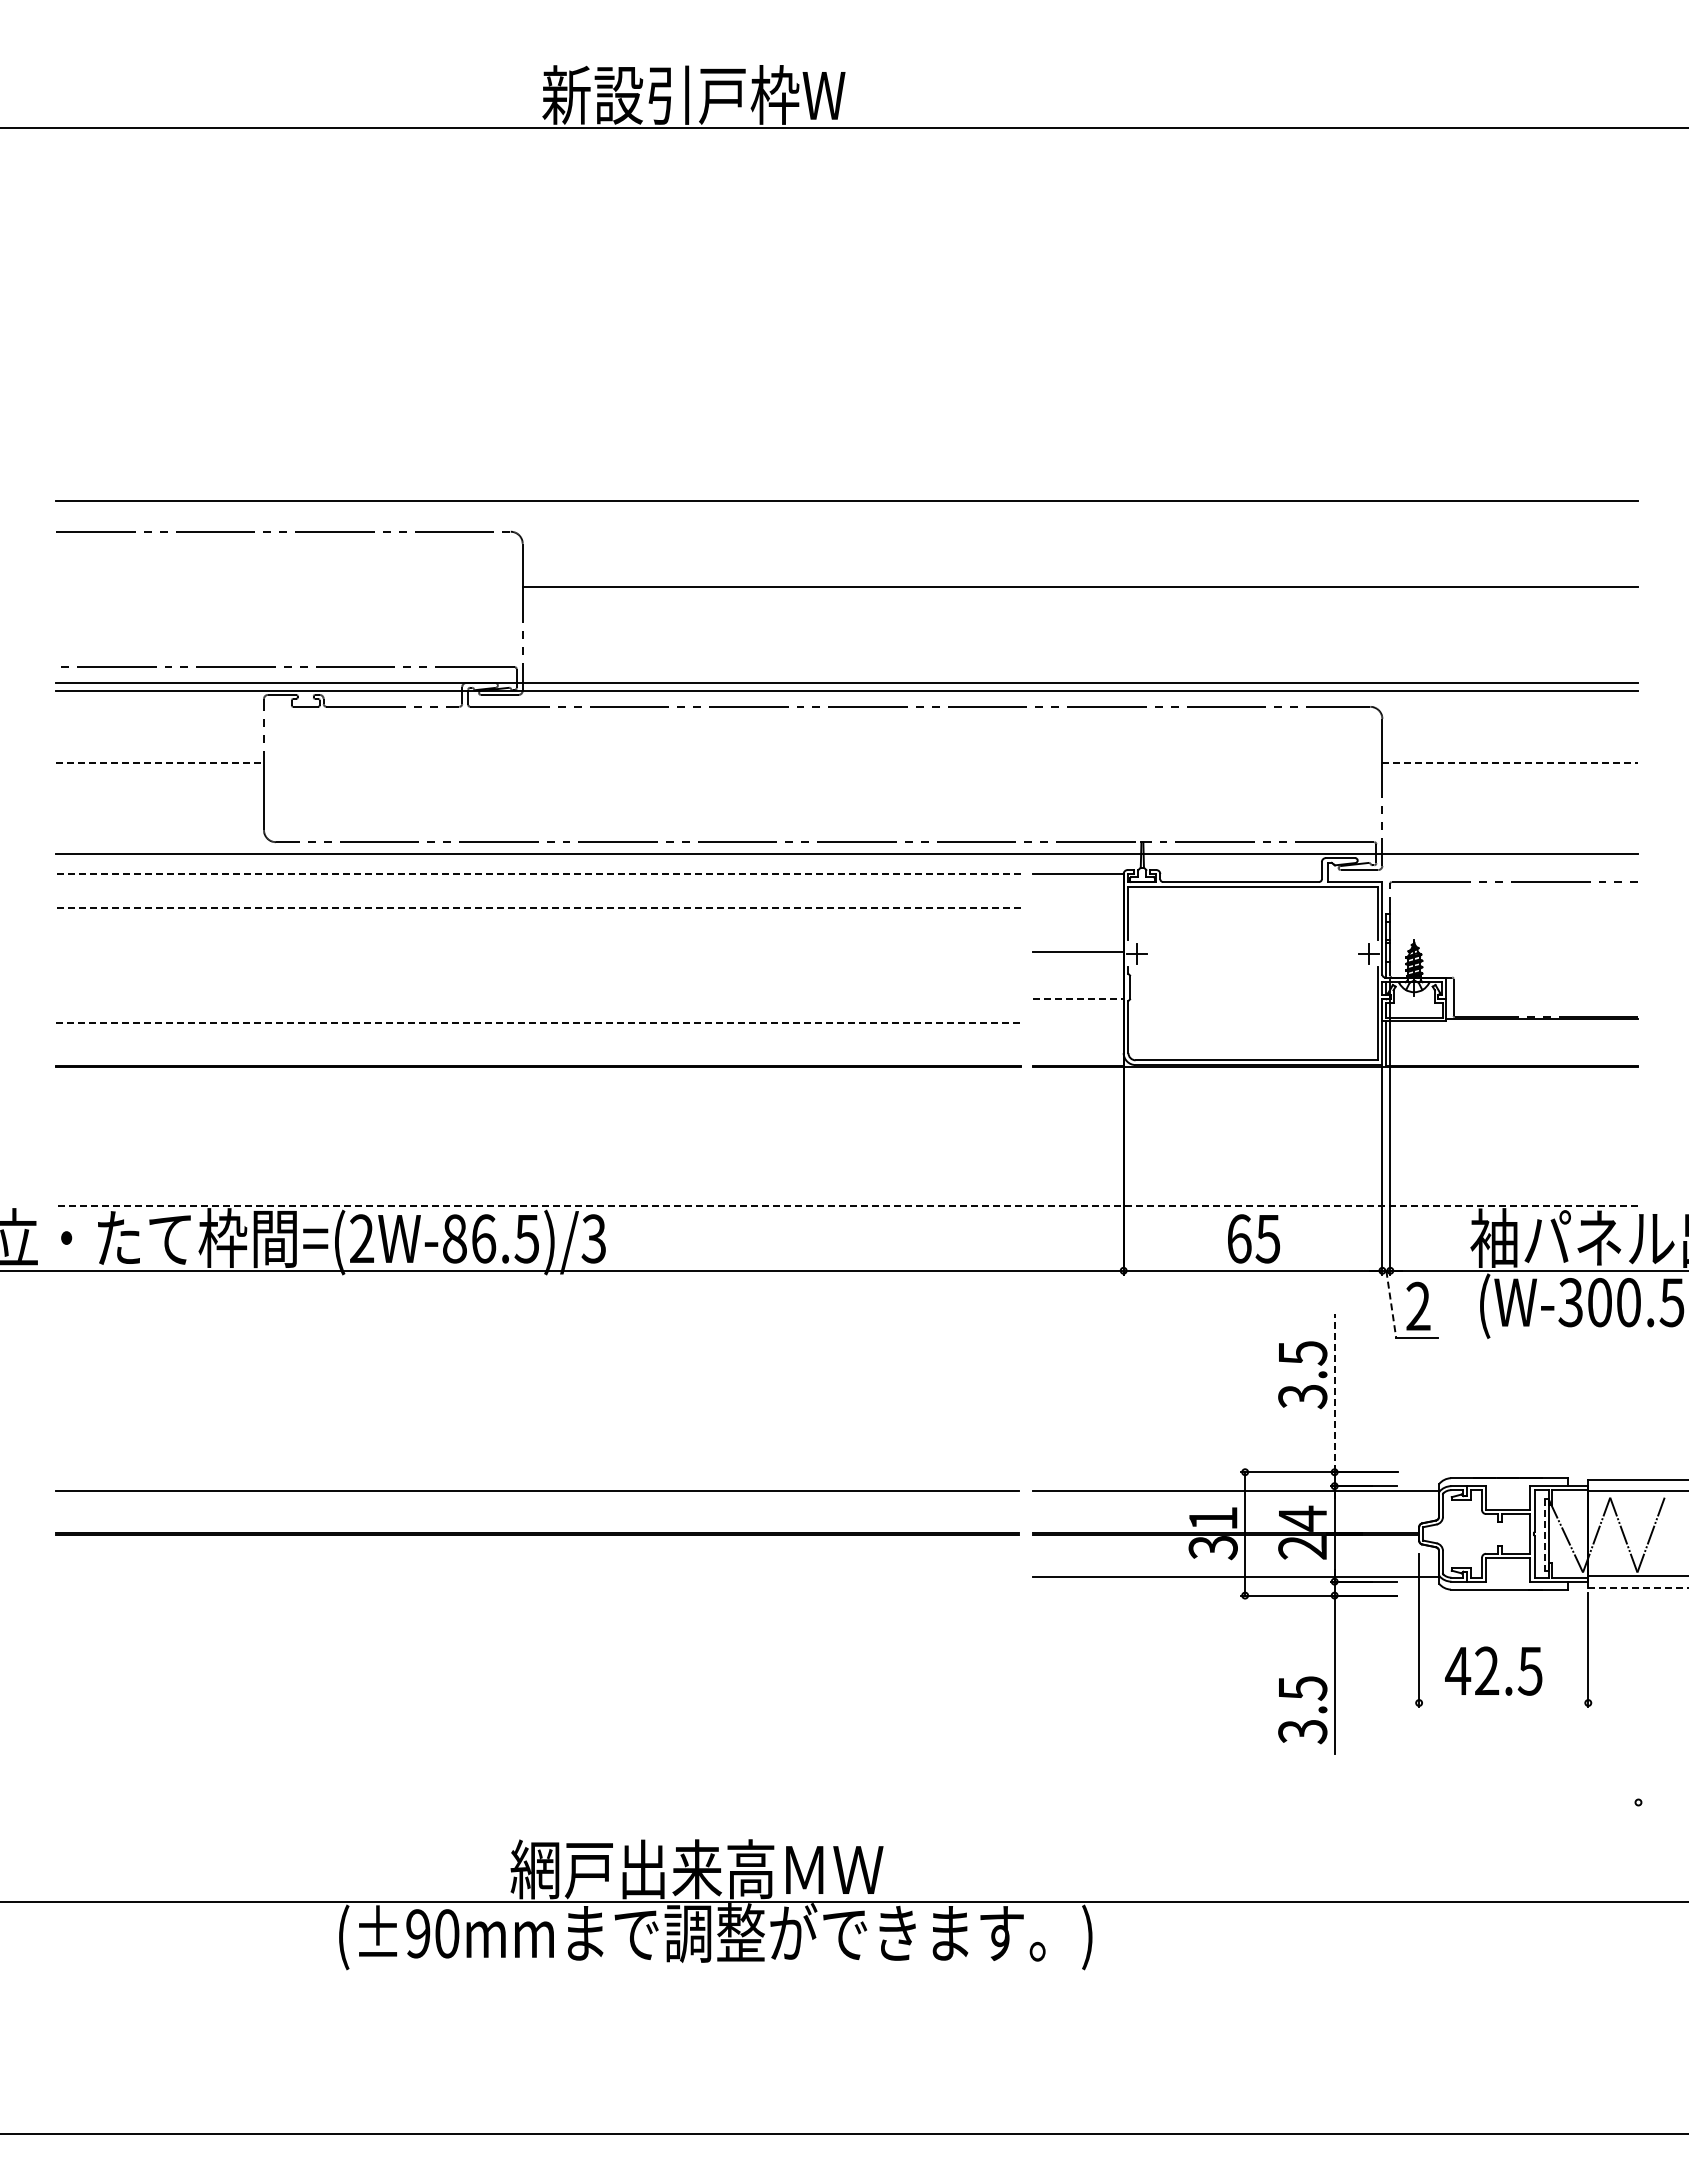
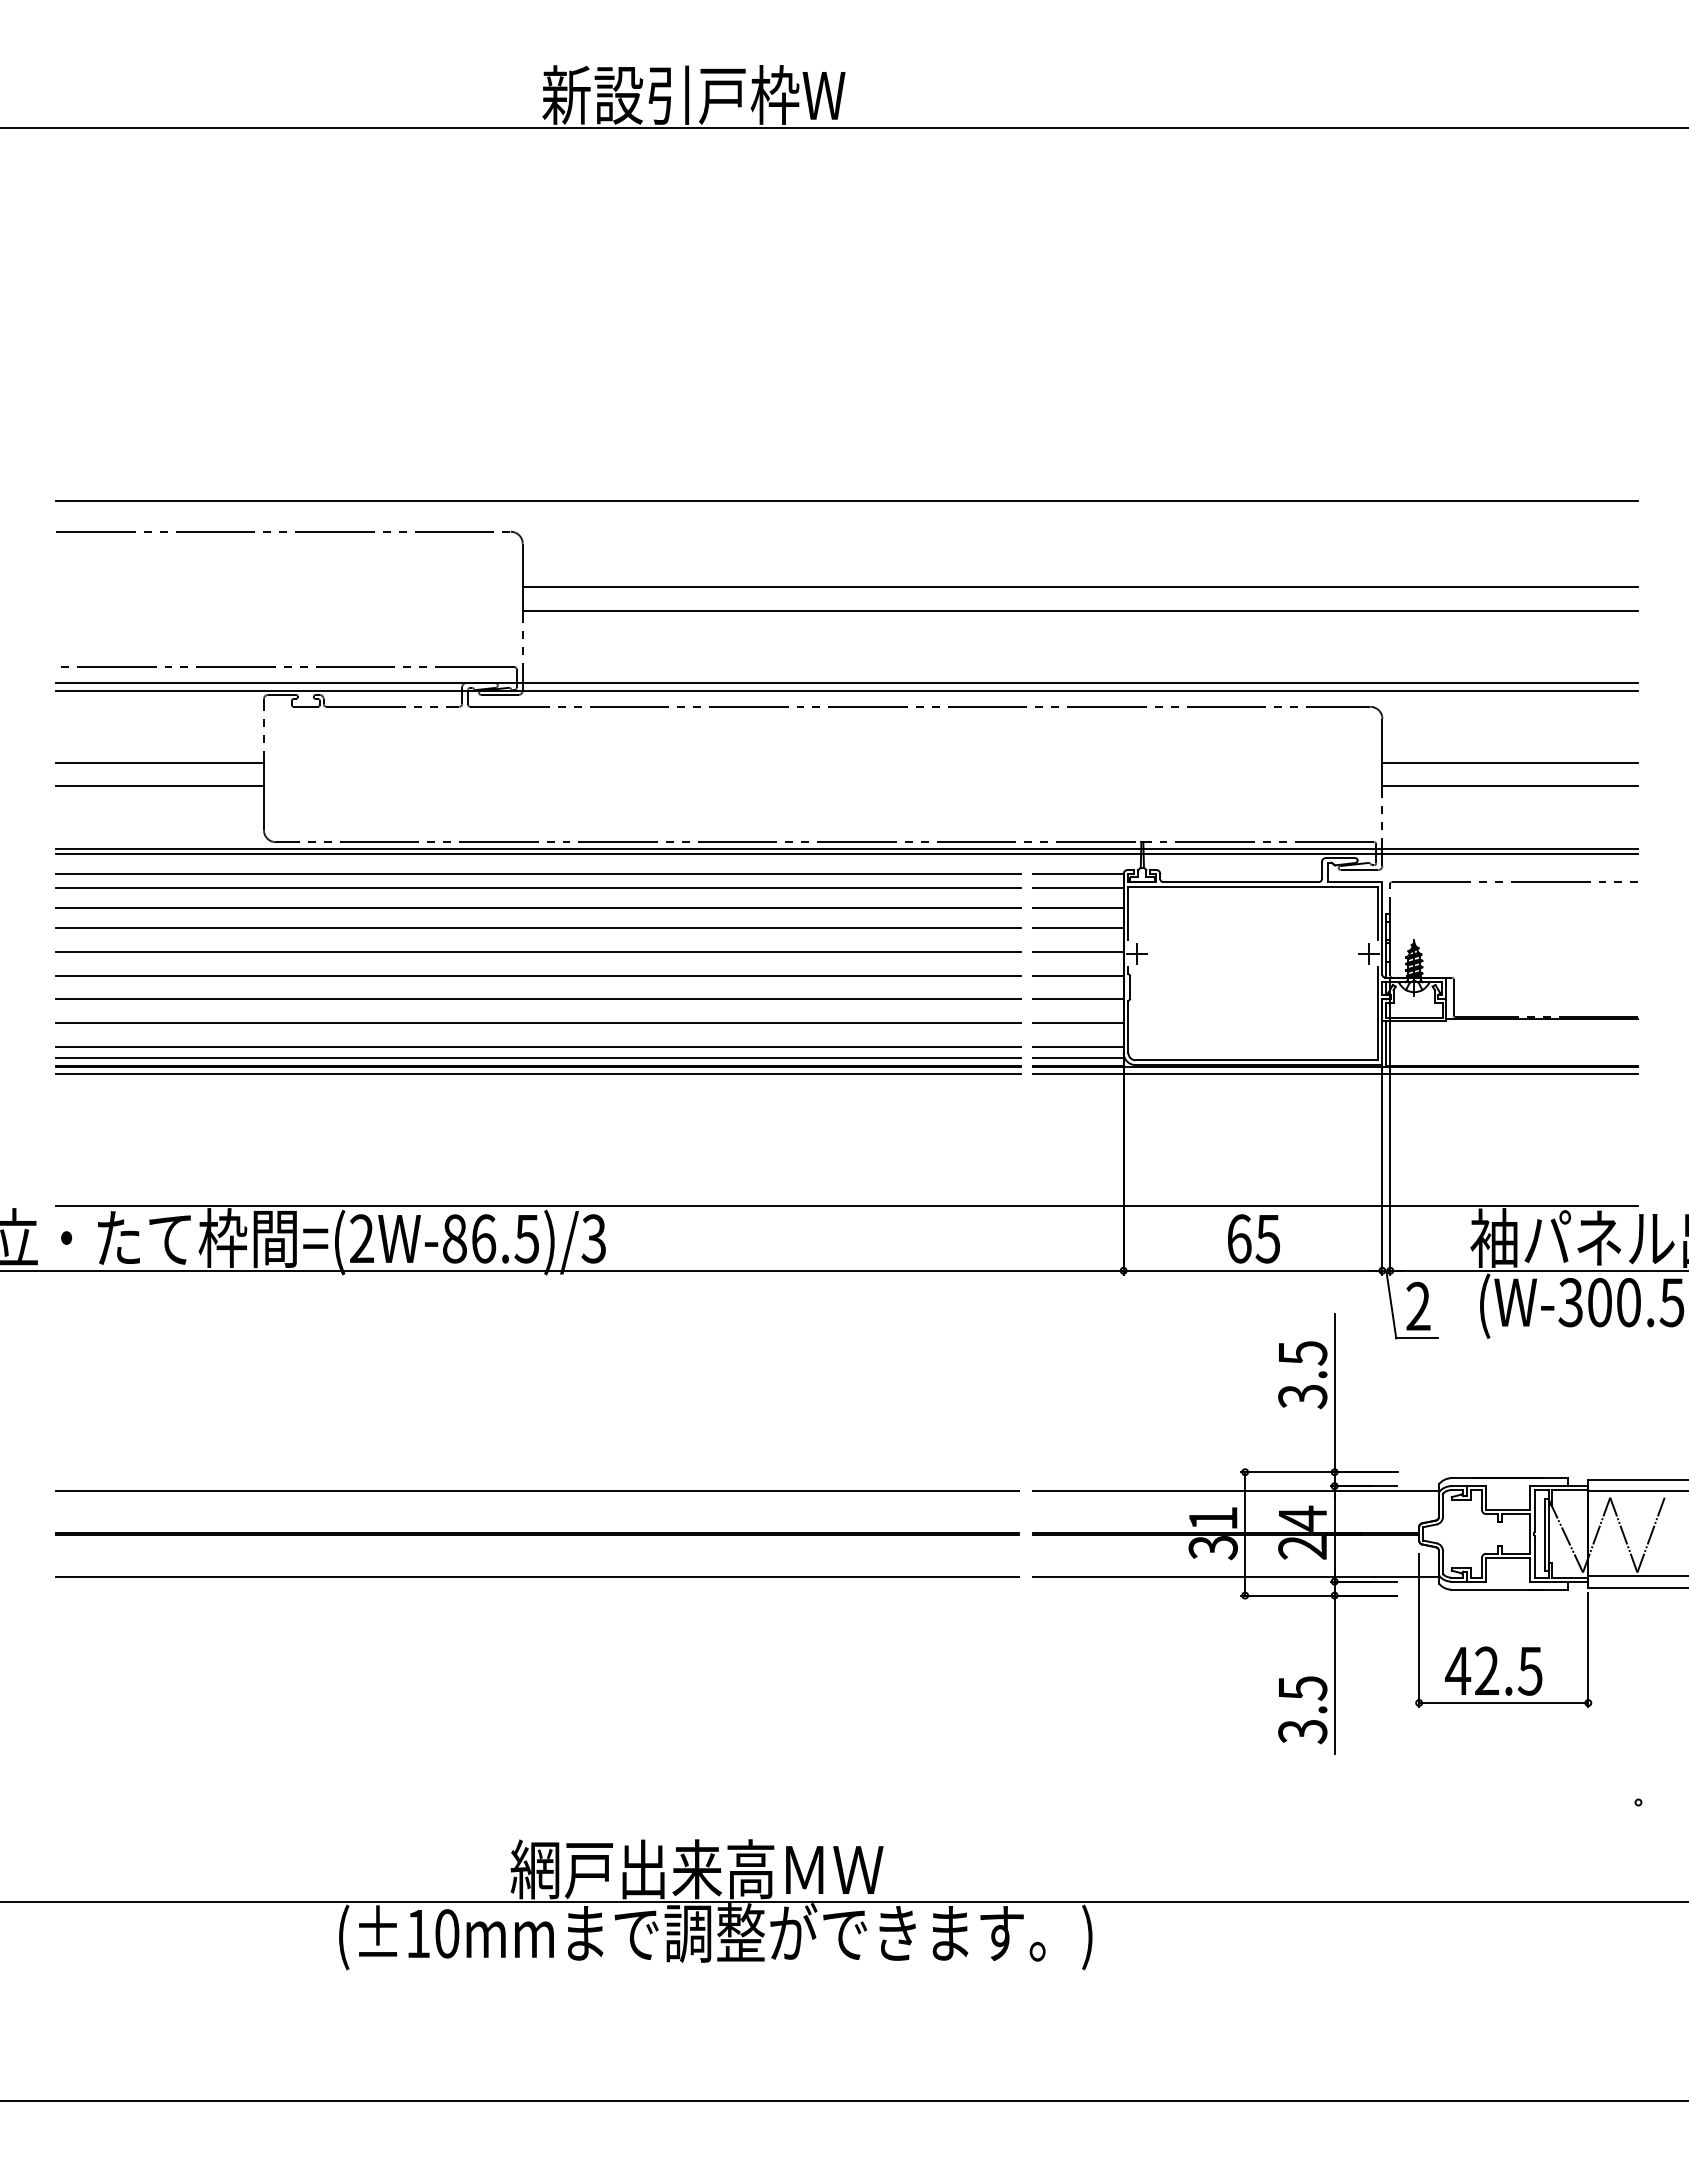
line: none -> present (1080, 611)
line: dashed -> solid (160, 762)
line: dashed -> solid (1510, 762)
line: none -> present (160, 786)
line: none -> present (1510, 786)
line: none -> present (847, 849)
line: dashed -> solid (538, 874)
line: none -> present (538, 887)
line: none -> present (1078, 887)
line: dashed -> solid (538, 907)
line: none -> present (1078, 907)
line: none -> present (538, 927)
line: none -> present (1078, 927)
line: none -> present (538, 951)
line: none -> present (538, 975)
line: none -> present (1078, 975)
line: none -> present (538, 999)
line: dashed -> solid (1079, 999)
line: dashed -> solid (539, 1023)
line: none -> present (1078, 1023)
line: none -> present (538, 1047)
line: none -> present (1078, 1047)
line: none -> present (538, 1058)
line: none -> present (1078, 1058)
line: none -> present (538, 1074)
line: none -> present (1335, 1074)
line: dashed -> solid (847, 1205)
line: dashed -> solid (1391, 1305)
line: dashed -> solid (1334, 1392)
line: dashed -> solid (1544, 1535)
line: none -> present (537, 1576)
line: dashed -> solid (1638, 1587)
line: none -> present (1503, 1703)
text: (±90mm -> (±10mm (418, 1933)
line position: (843, 2134) -> (843, 2101) (843, 2101)
